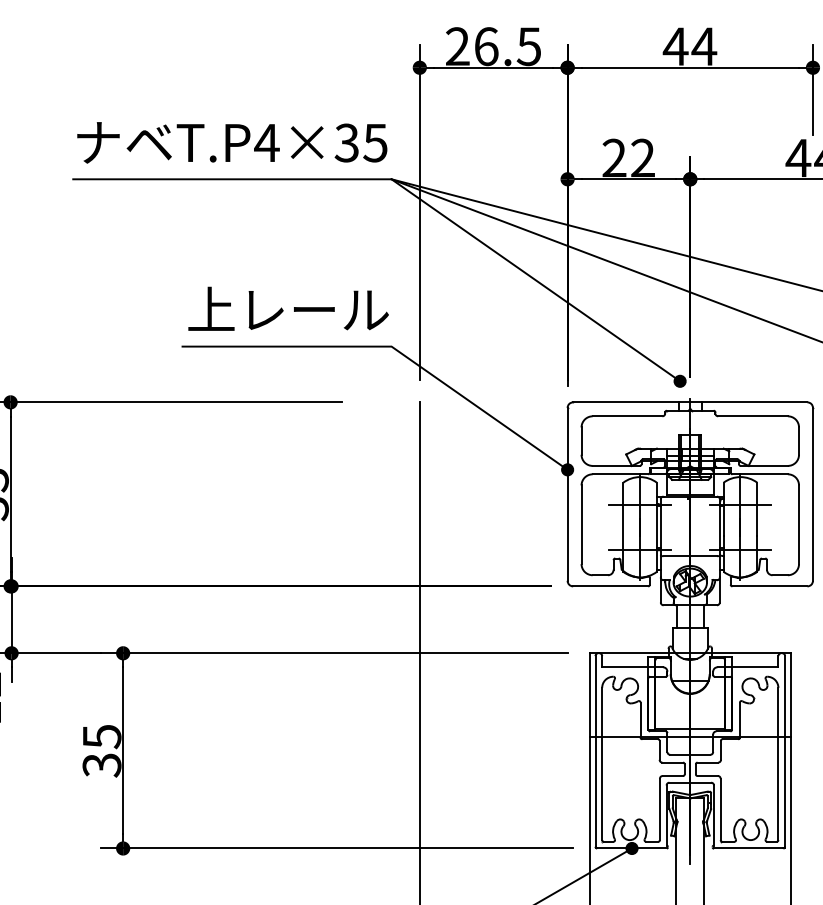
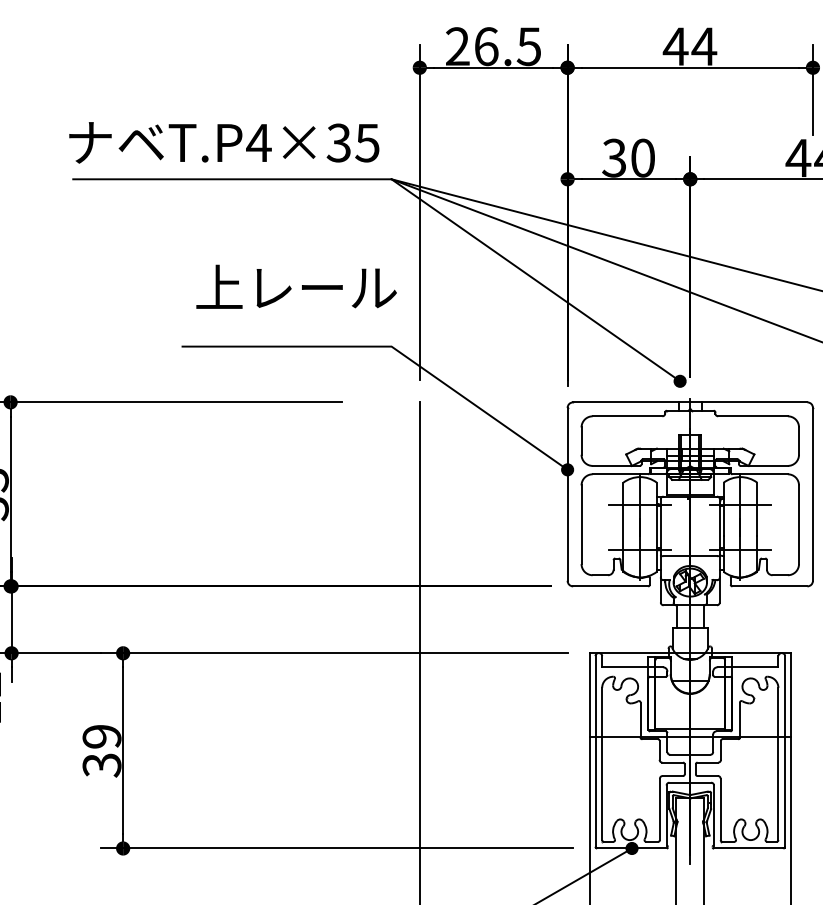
text position: (232, 142) -> (224, 142) (224, 142)
text: 22 -> 30 (628, 157)
text position: (288, 308) -> (296, 286) (296, 286)
text: 35 -> 39 (101, 737)
